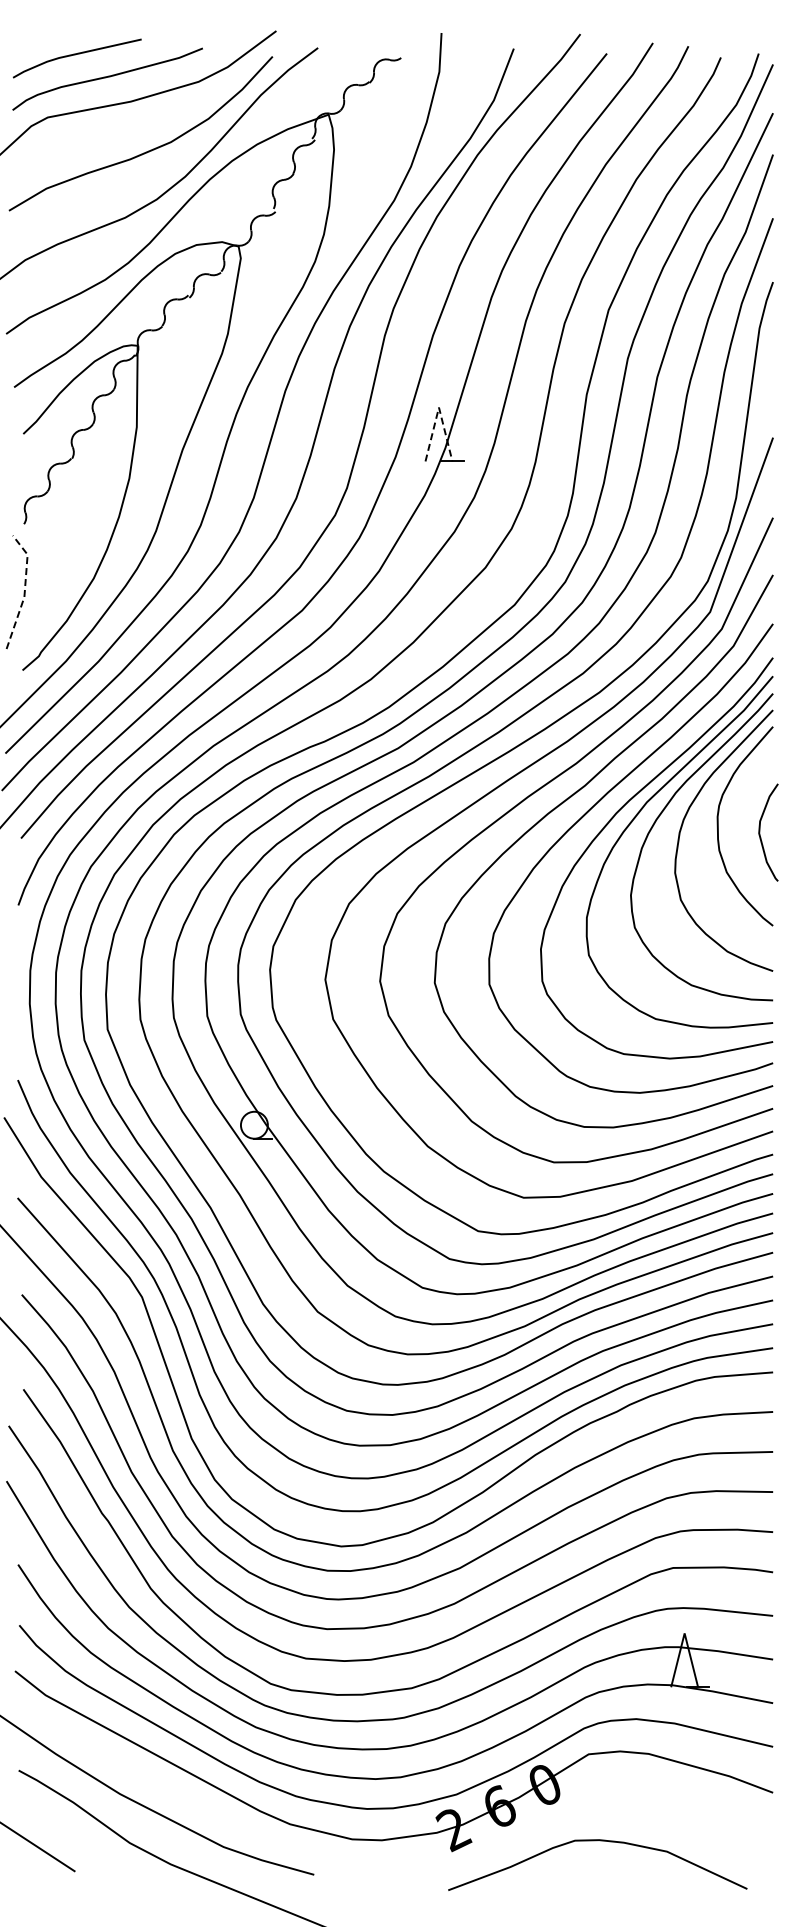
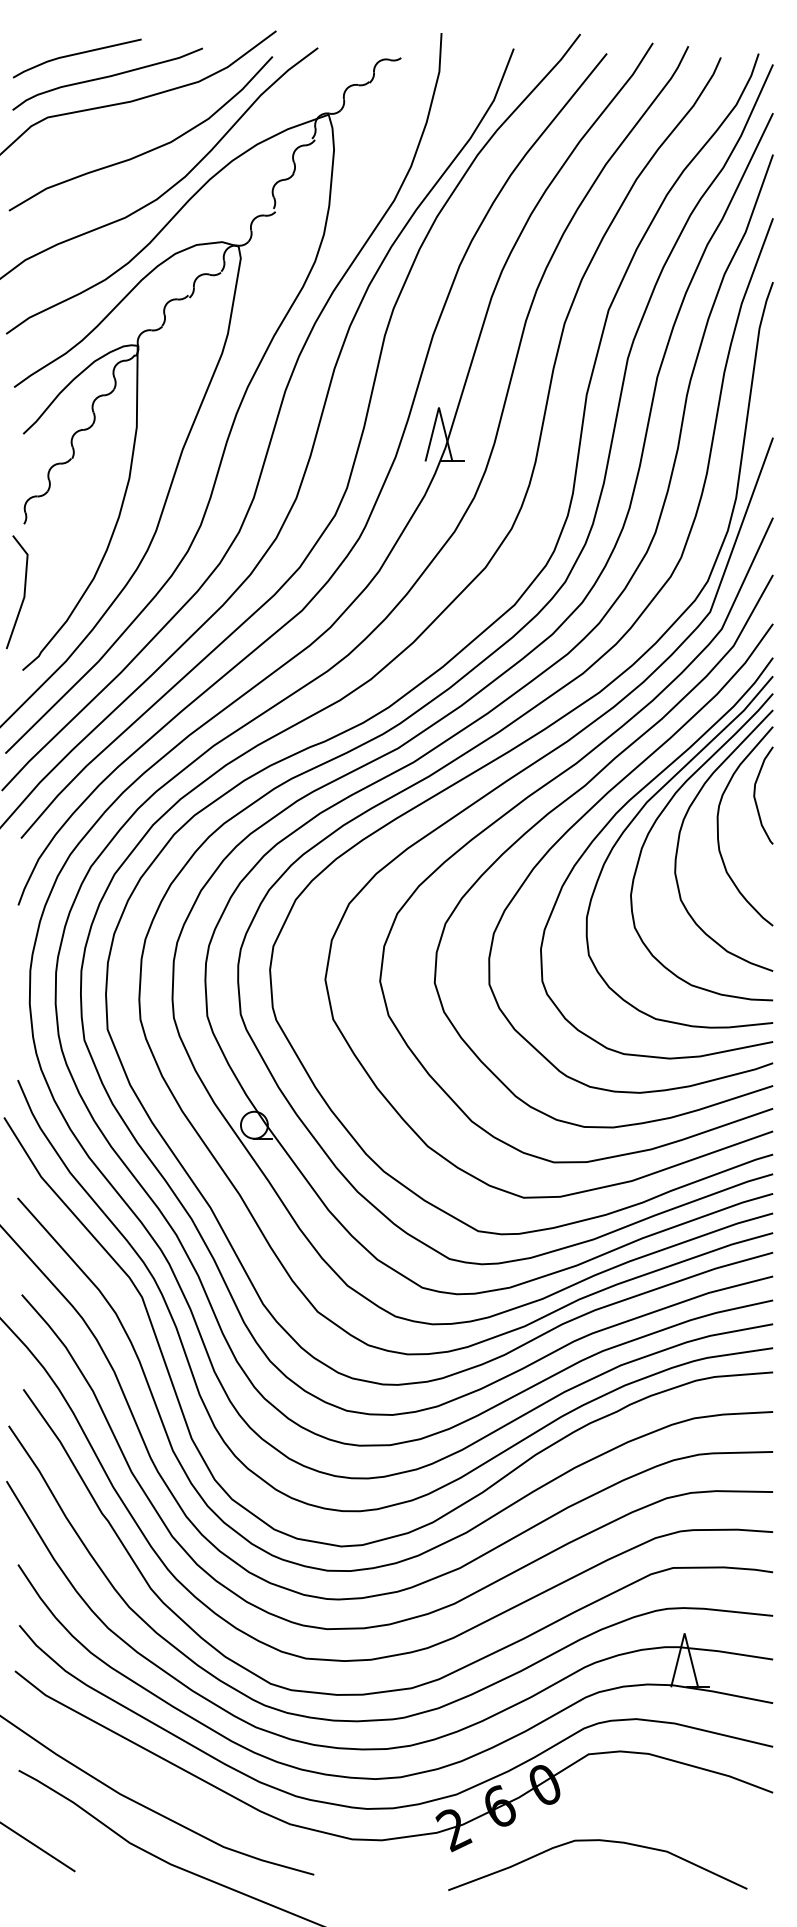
line: dashed -> solid (438, 407)
line: dashed -> solid (24, 590)
curve position: (760, 832) -> (755, 795) (755, 795)
